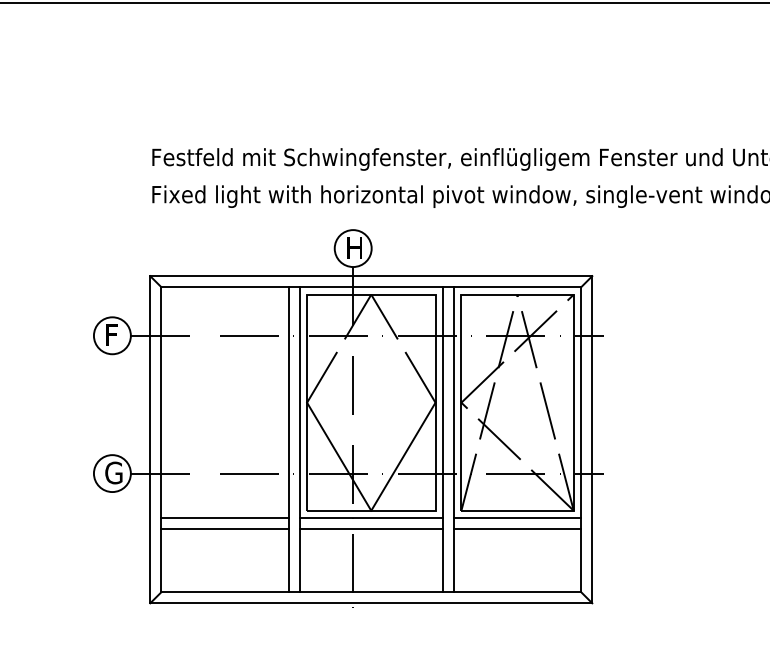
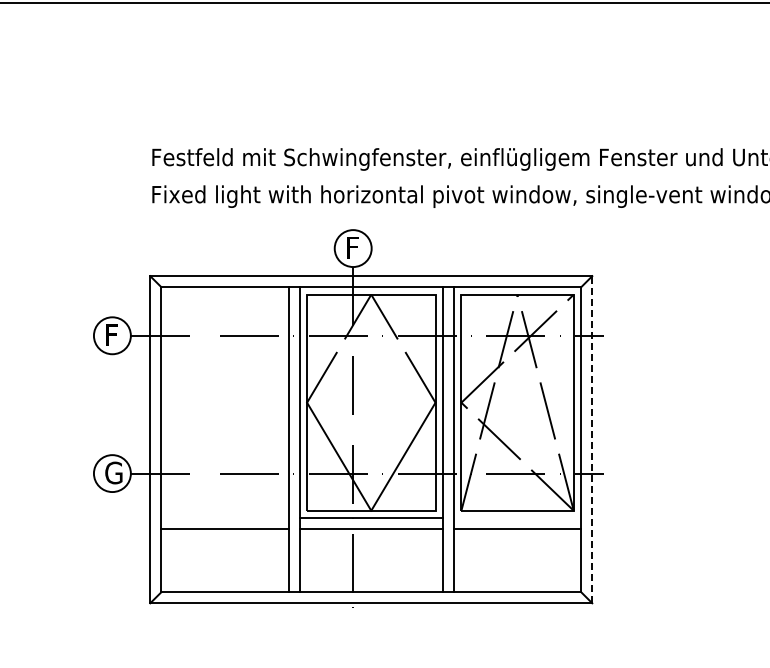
text: H -> F (355, 247)
line: solid -> dashed (592, 439)
line: present -> none (224, 518)
line: present -> none (517, 518)
